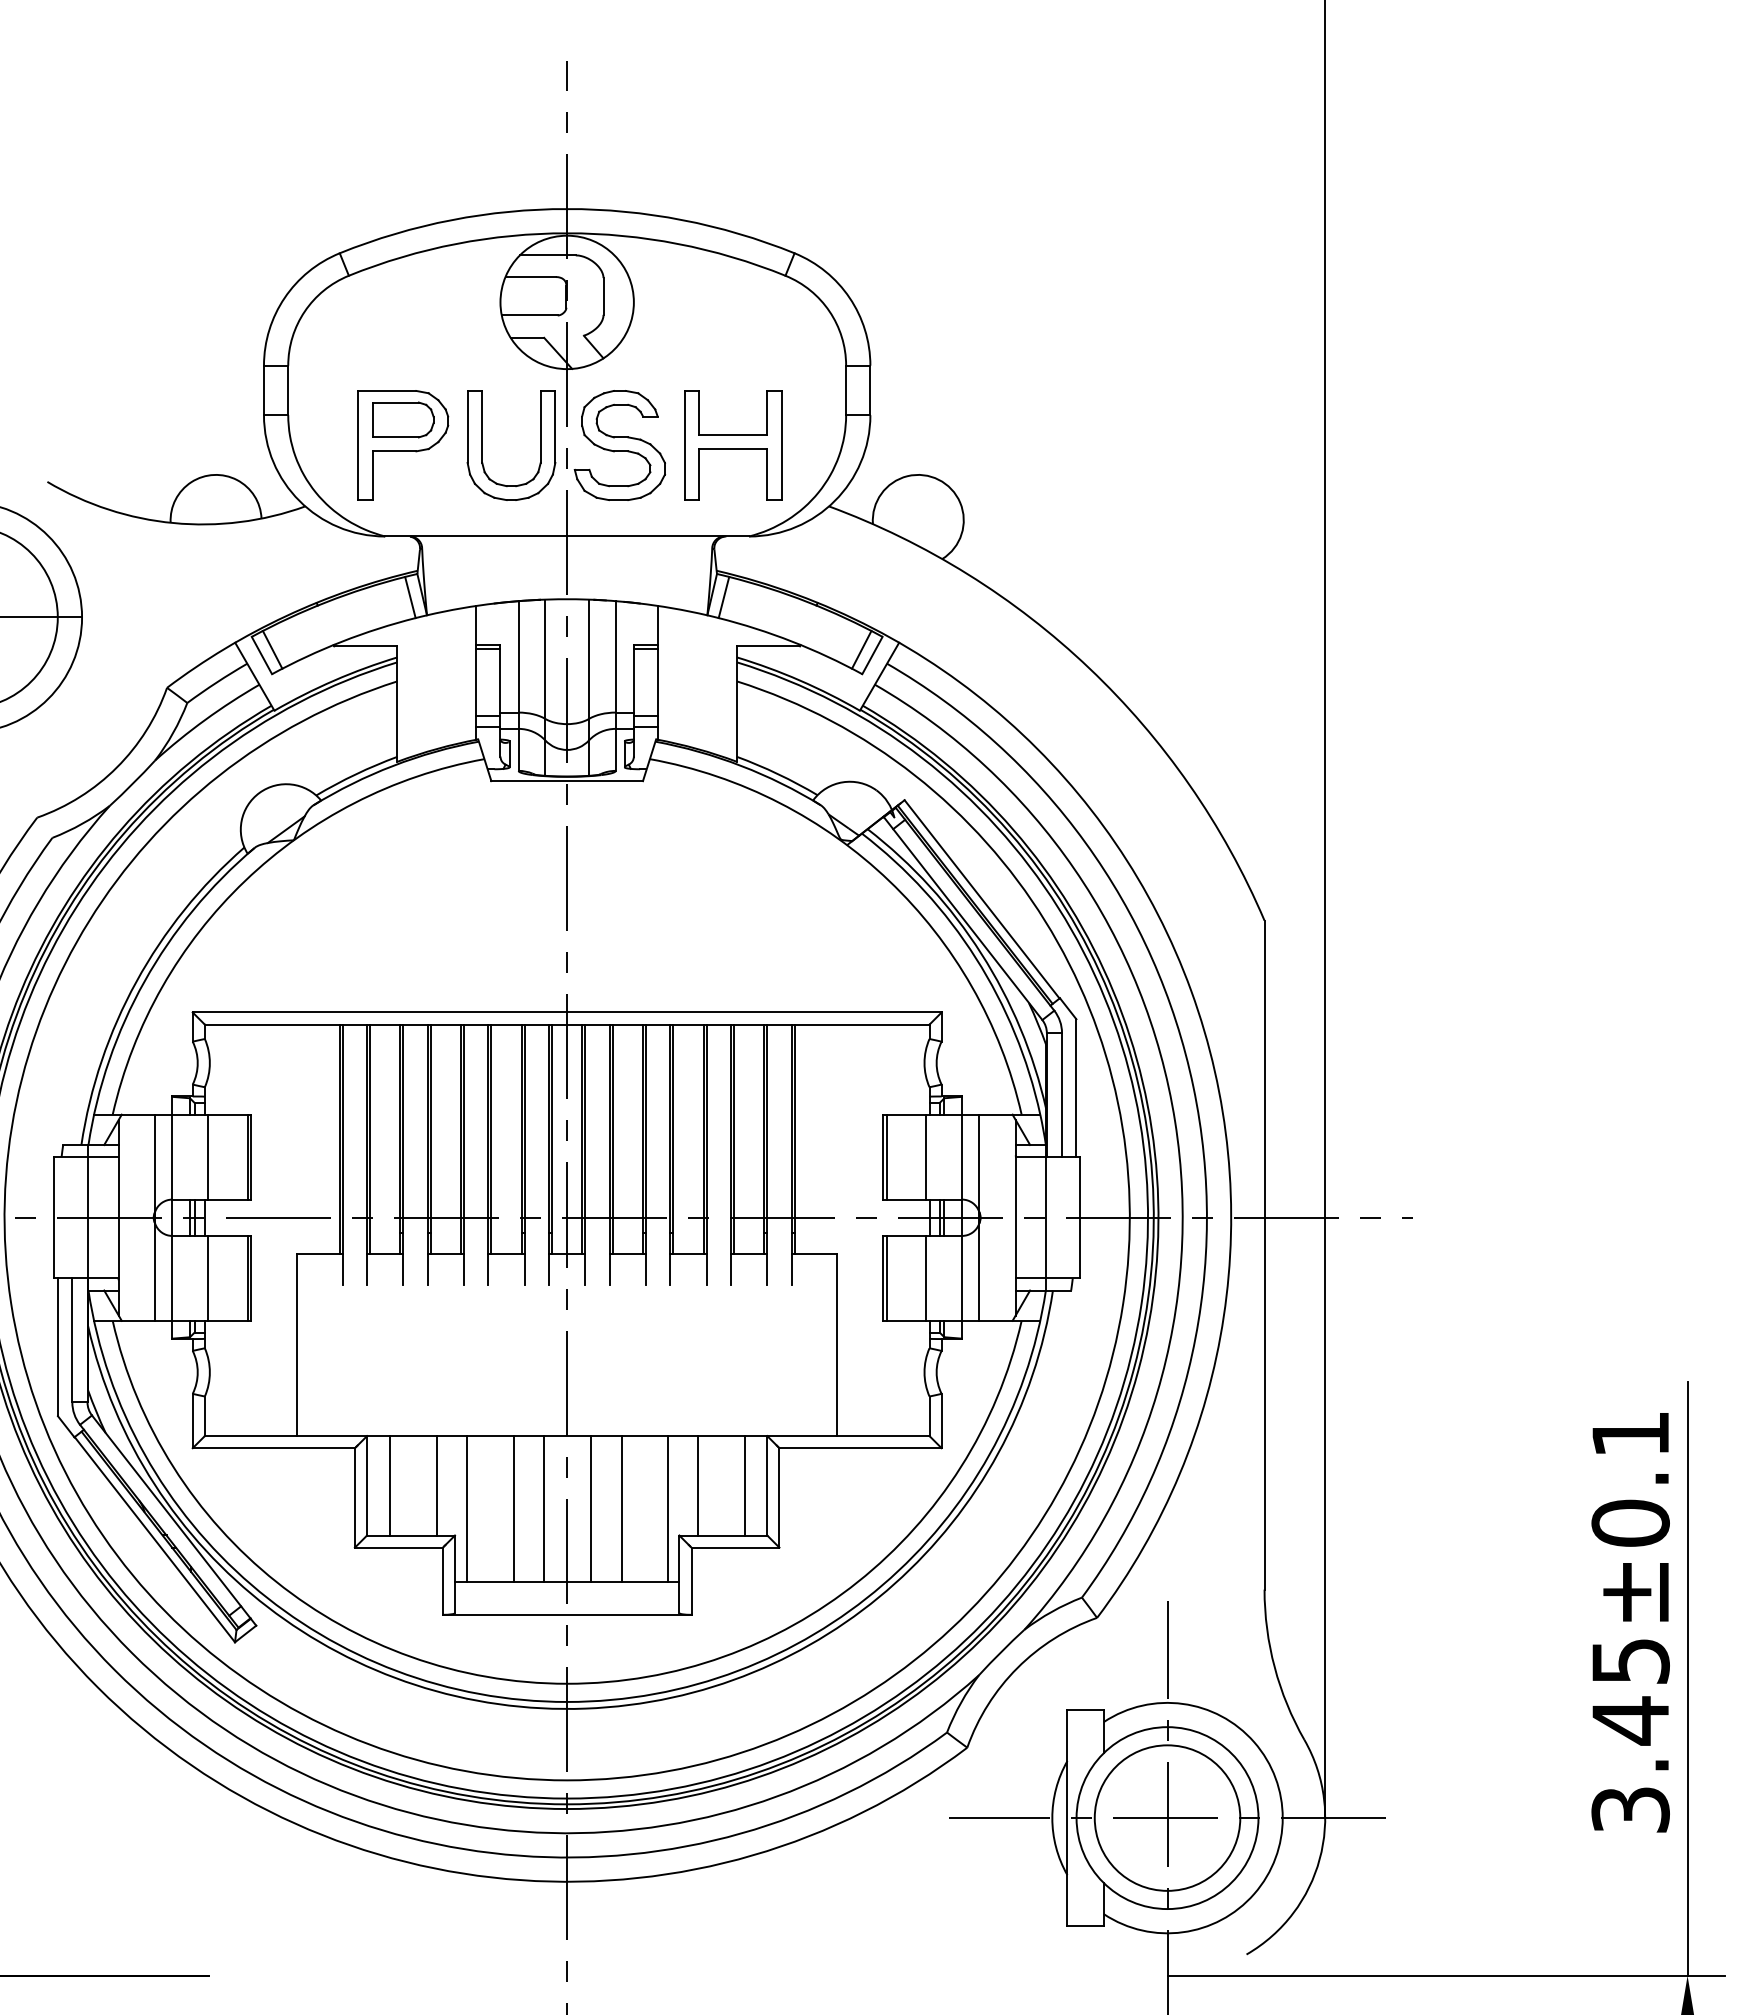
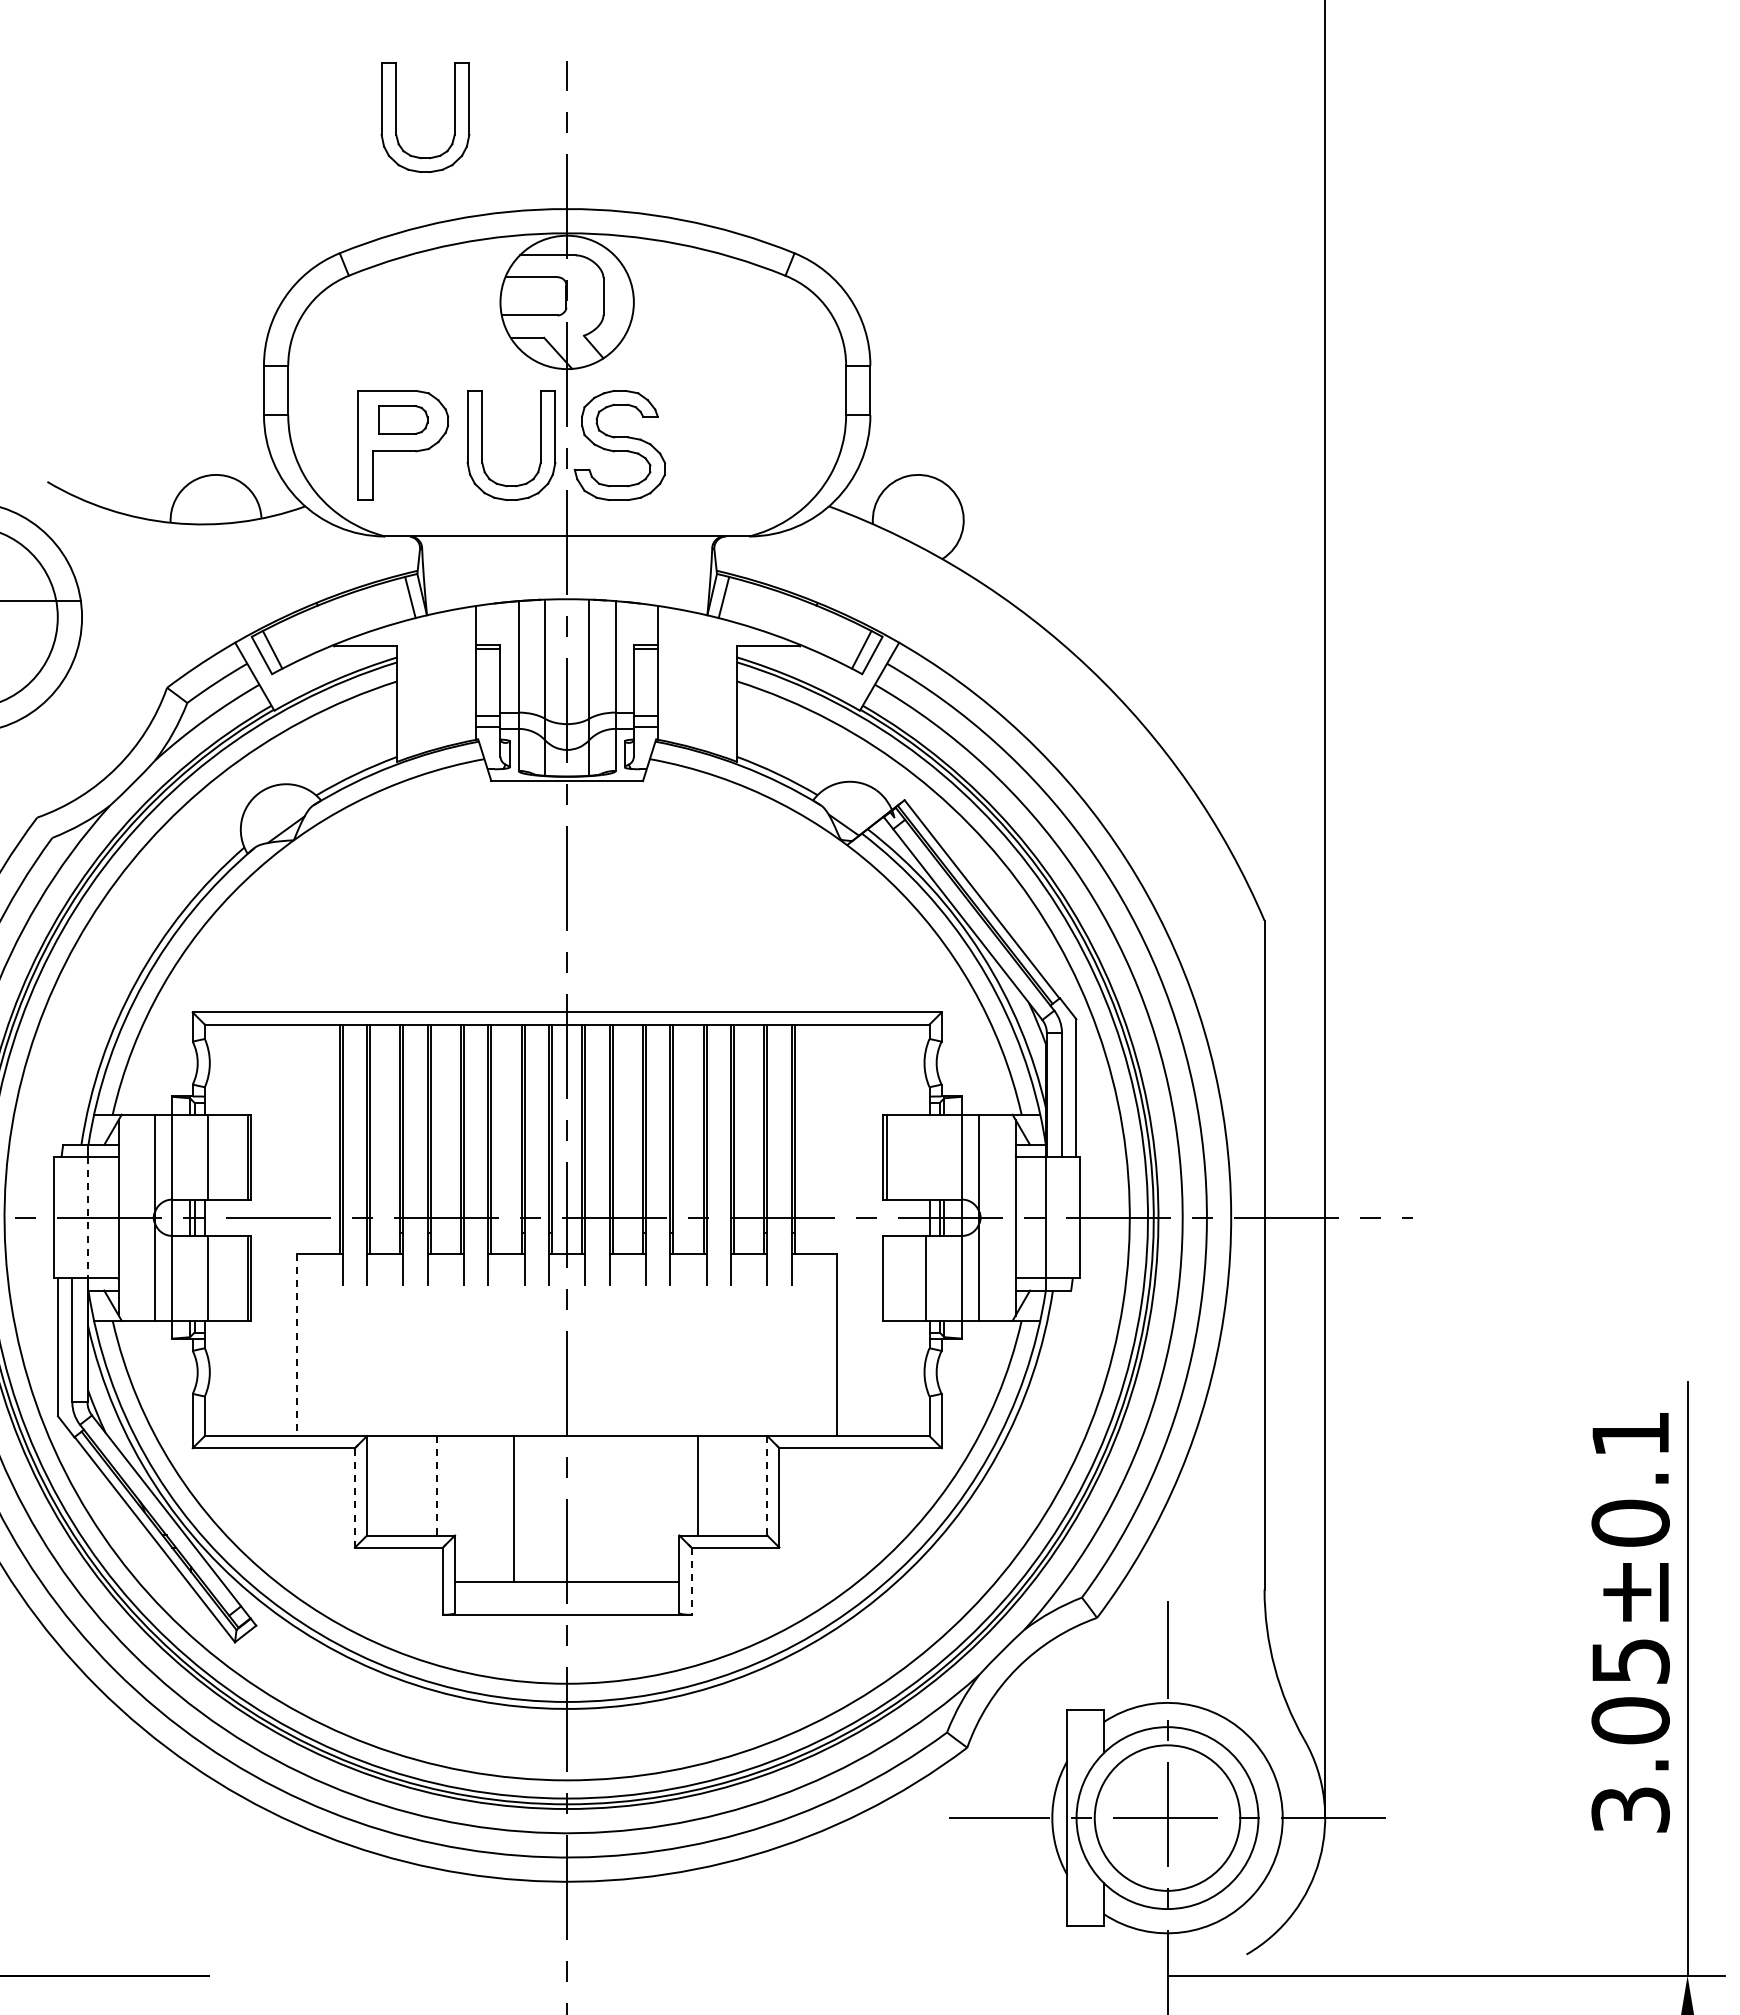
part: none -> present (396, 117)
part size: 63x38 px -> 51x30 px (403, 419)
part: present -> none (733, 445)
line position: (41, 617) -> (41, 601) (41, 601)
line: present -> none (926, 1156)
line: solid -> dashed (88, 1217)
line: present -> none (886, 1277)
line: solid -> dashed (297, 1345)
line: present -> none (389, 1485)
line: solid -> dashed (436, 1485)
line: present -> none (744, 1485)
line: solid -> dashed (767, 1485)
line: solid -> dashed (354, 1497)
line: present -> none (466, 1508)
line: present -> none (543, 1508)
line: present -> none (591, 1508)
line: present -> none (621, 1508)
line: present -> none (667, 1508)
line: solid -> dashed (691, 1581)
text: 3.45±0.1 -> 3.05±0.1 (1630, 1720)
